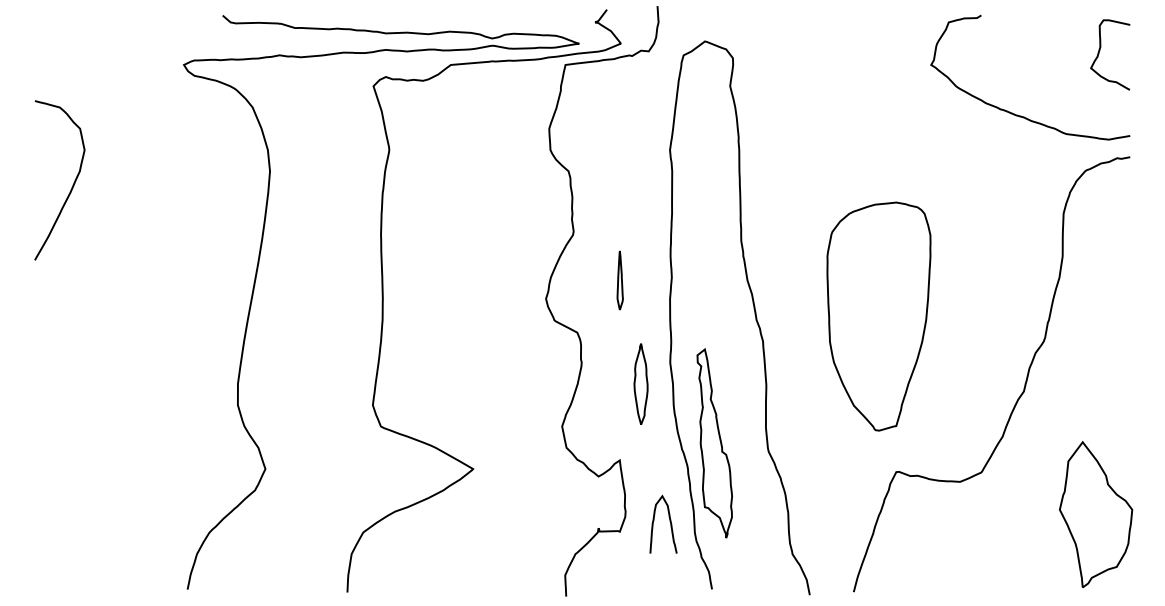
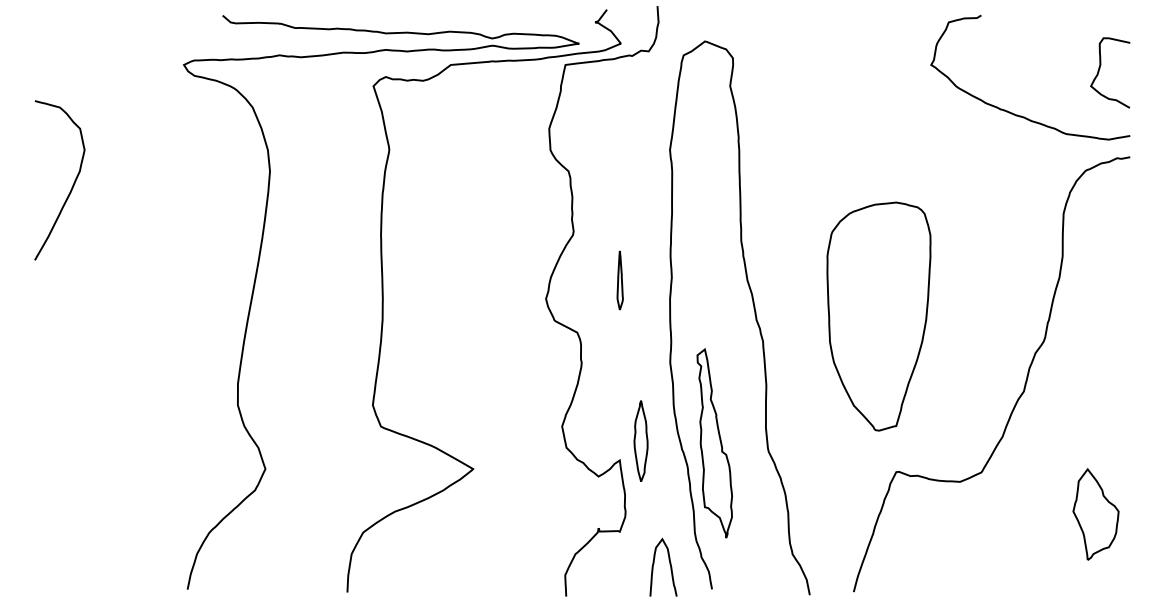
curve position: (1100, 50) -> (1100, 68) (1100, 68)
part position: (640, 383) -> (640, 440) (640, 440)
part size: 75x147 px -> 48x93 px (1095, 514)
curve position: (669, 521) -> (669, 564) (669, 564)
